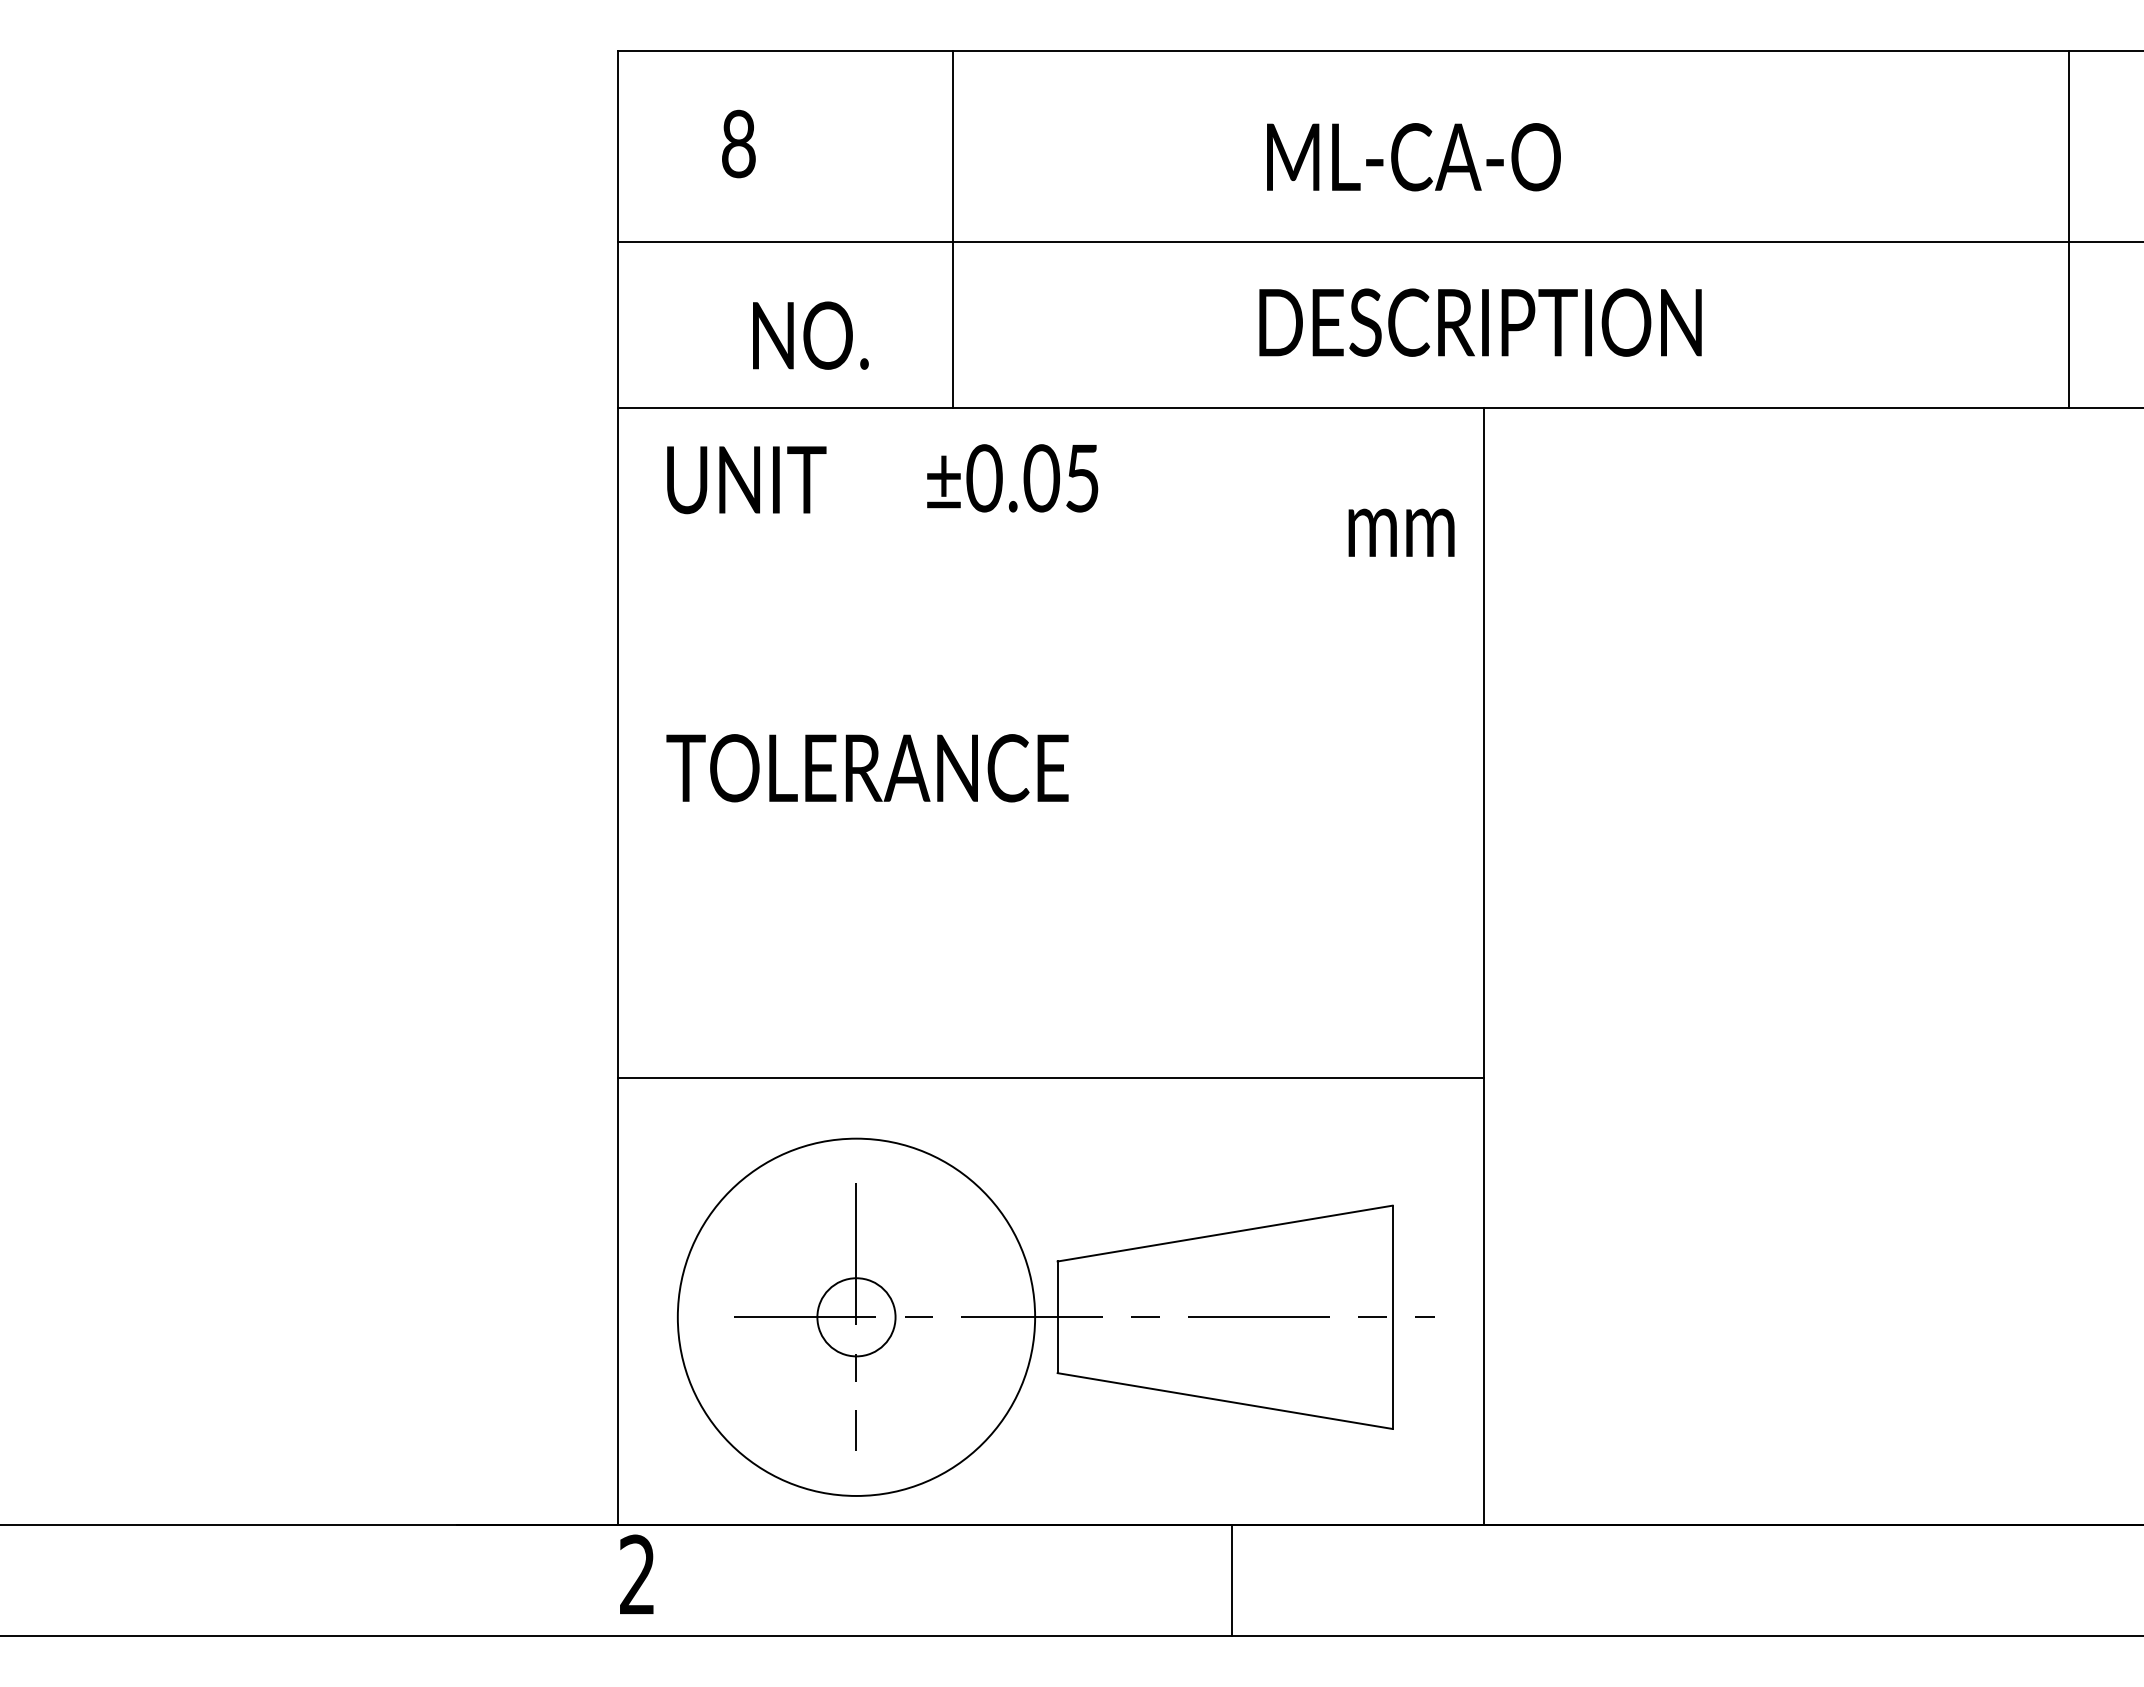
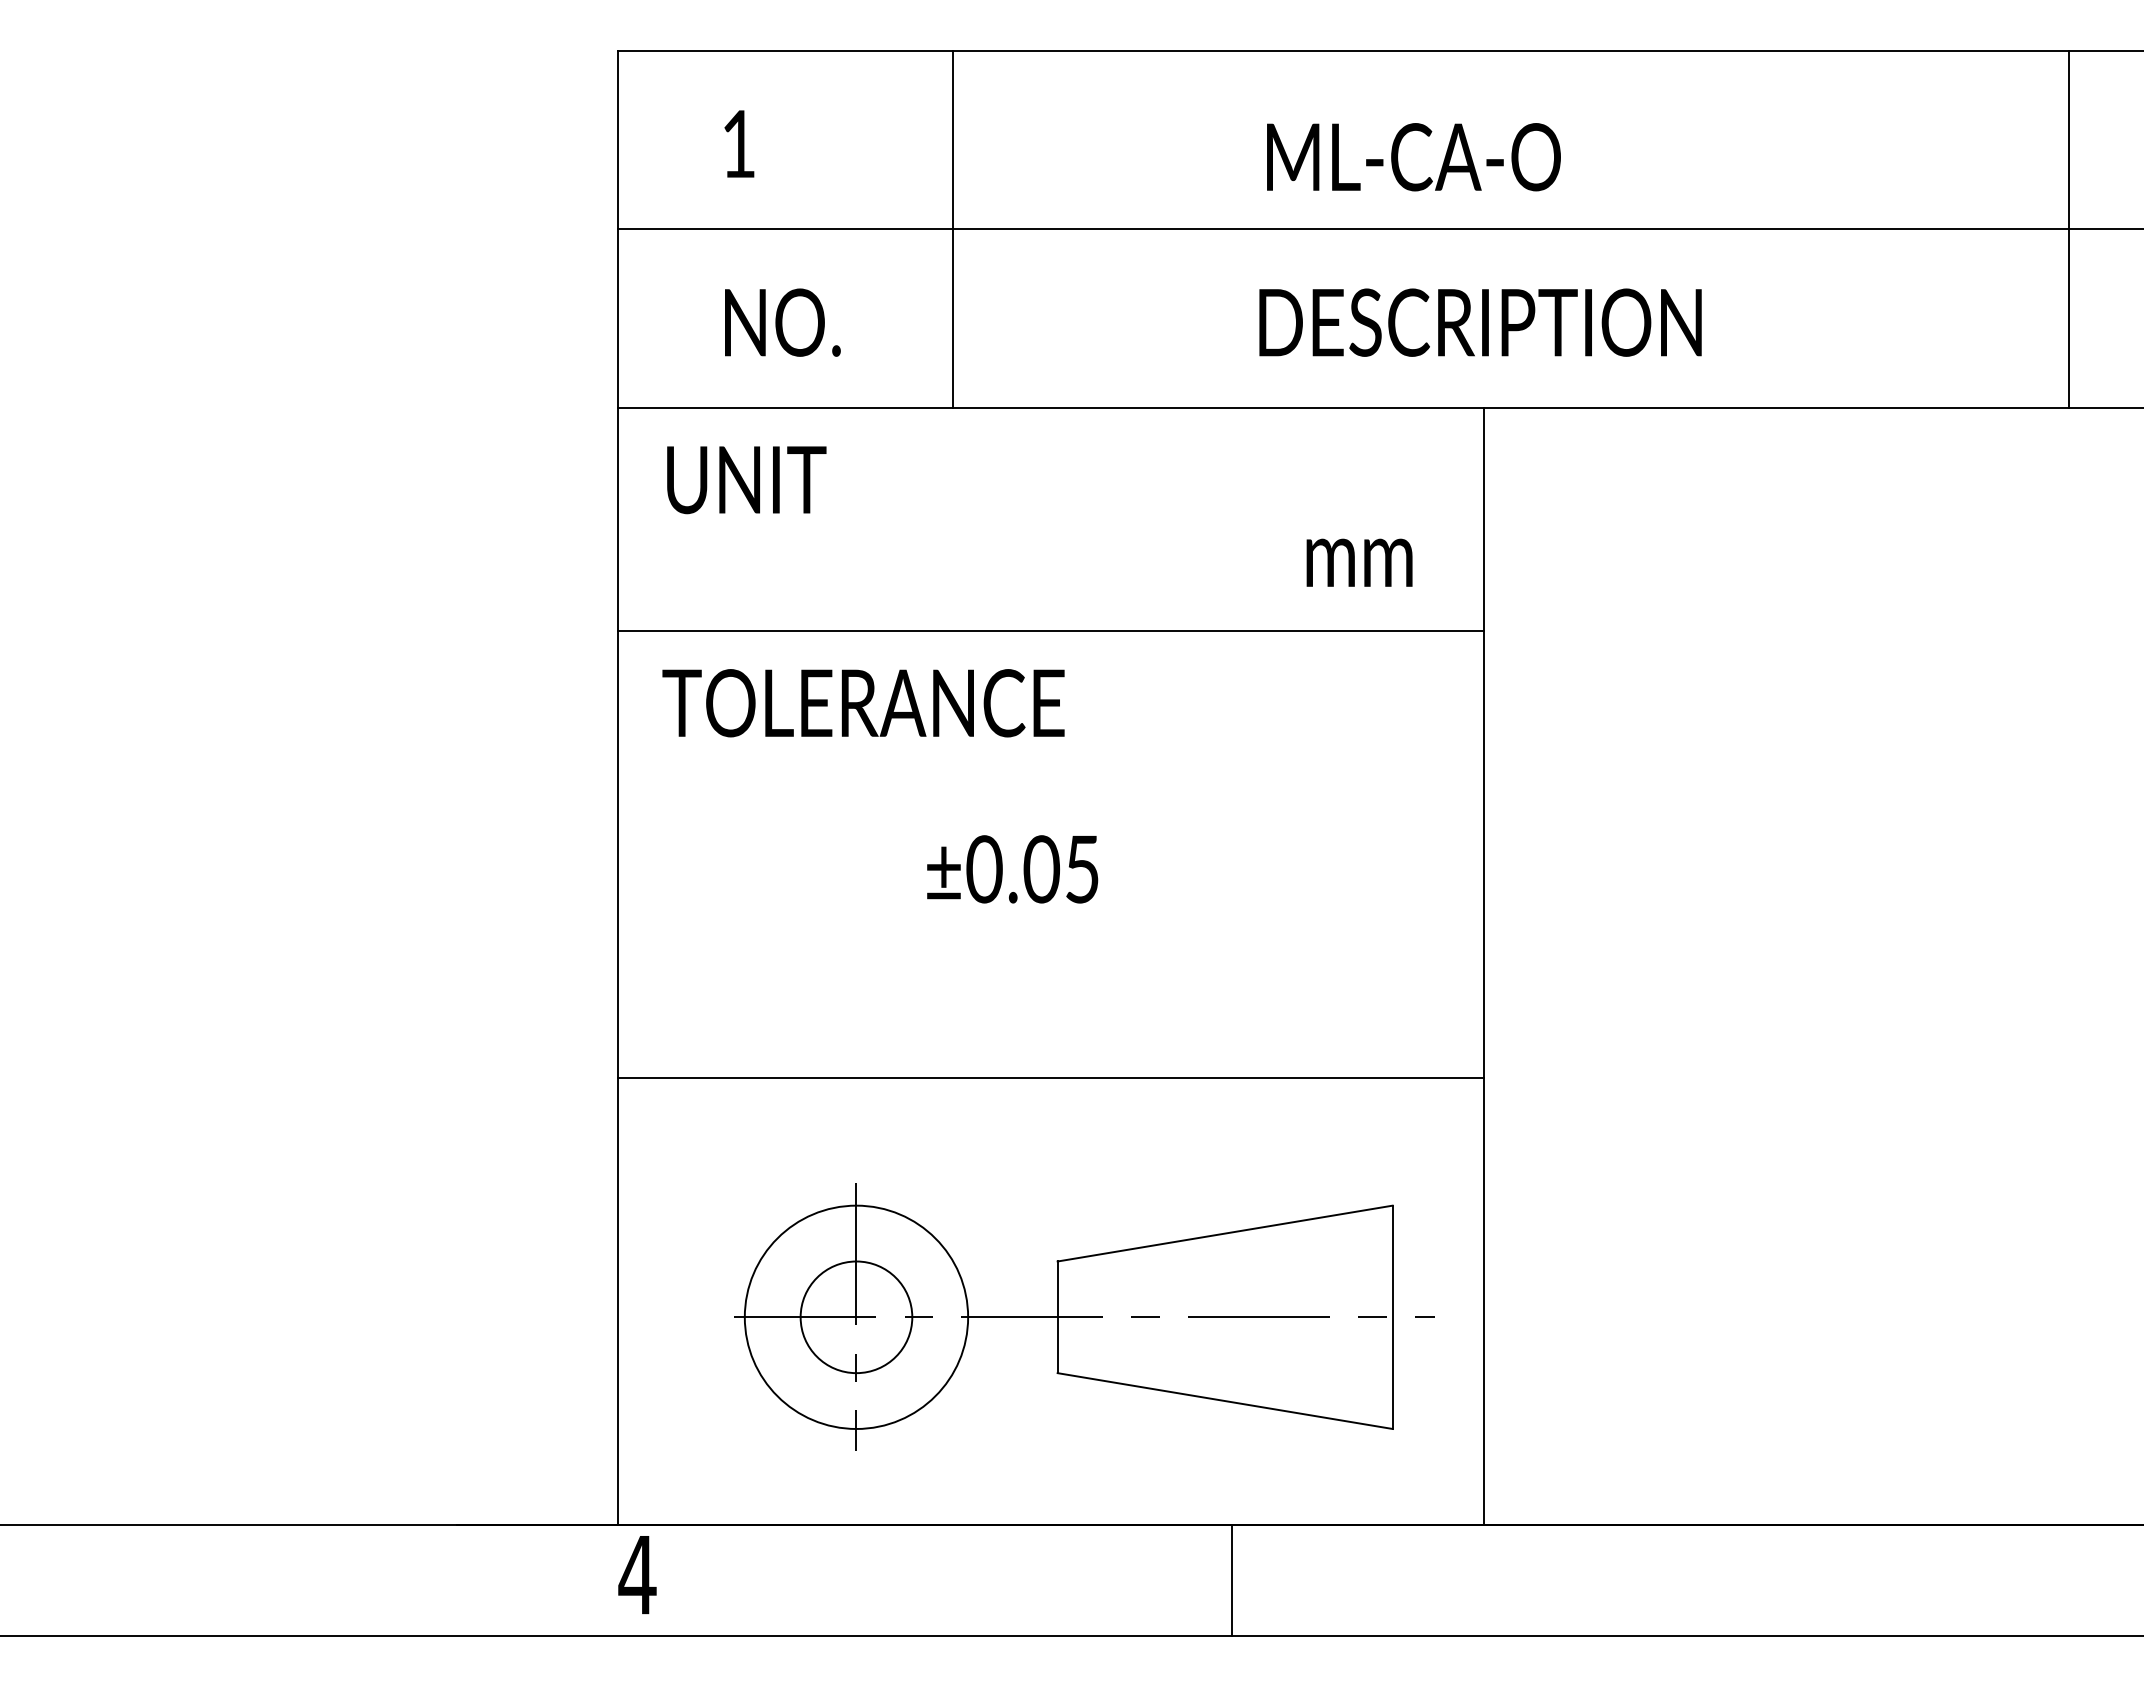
text: 8 -> 1 (738, 143)
line position: (1378, 242) -> (1378, 229) (1378, 229)
text position: (810, 335) -> (782, 322) (782, 322)
text position: (1012, 478) -> (1012, 869) (1012, 869)
text position: (1401, 532) -> (1359, 562) (1359, 562)
line: none -> present (1050, 631)
text position: (867, 768) -> (863, 703) (863, 703)
circle diameter: 357 px -> 223 px (856, 1316)
circle diameter: 78 px -> 112 px (856, 1317)
text: 2 -> 4 (637, 1574)
